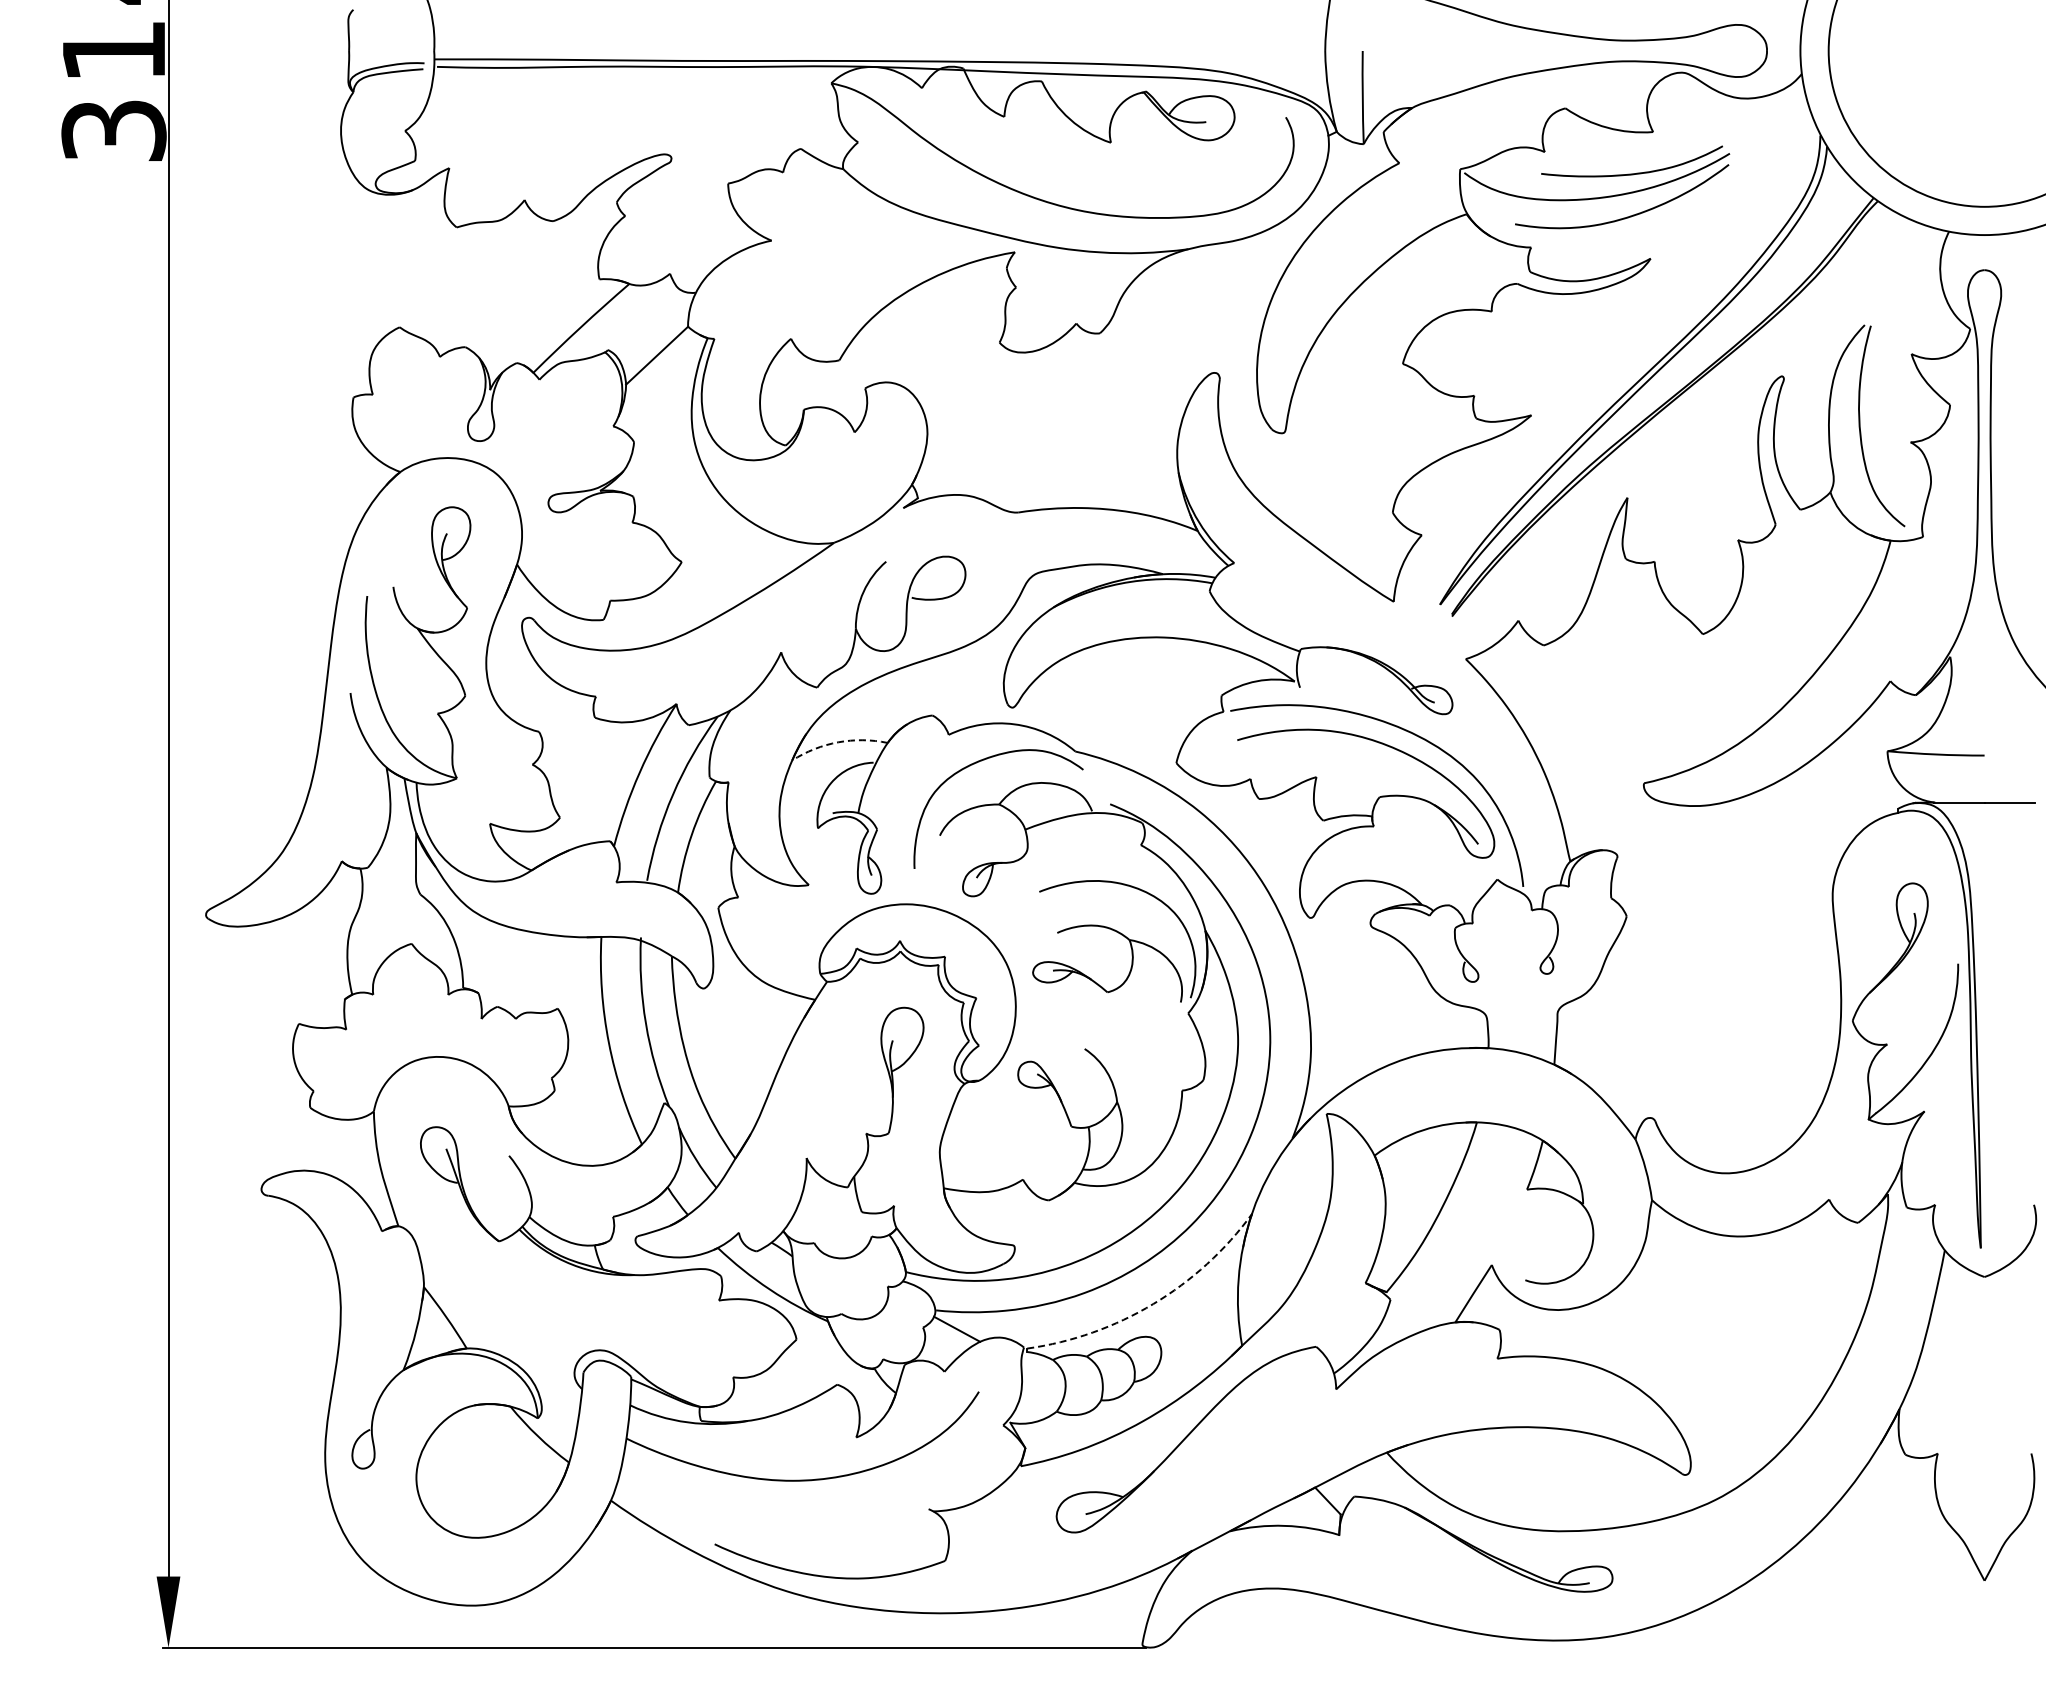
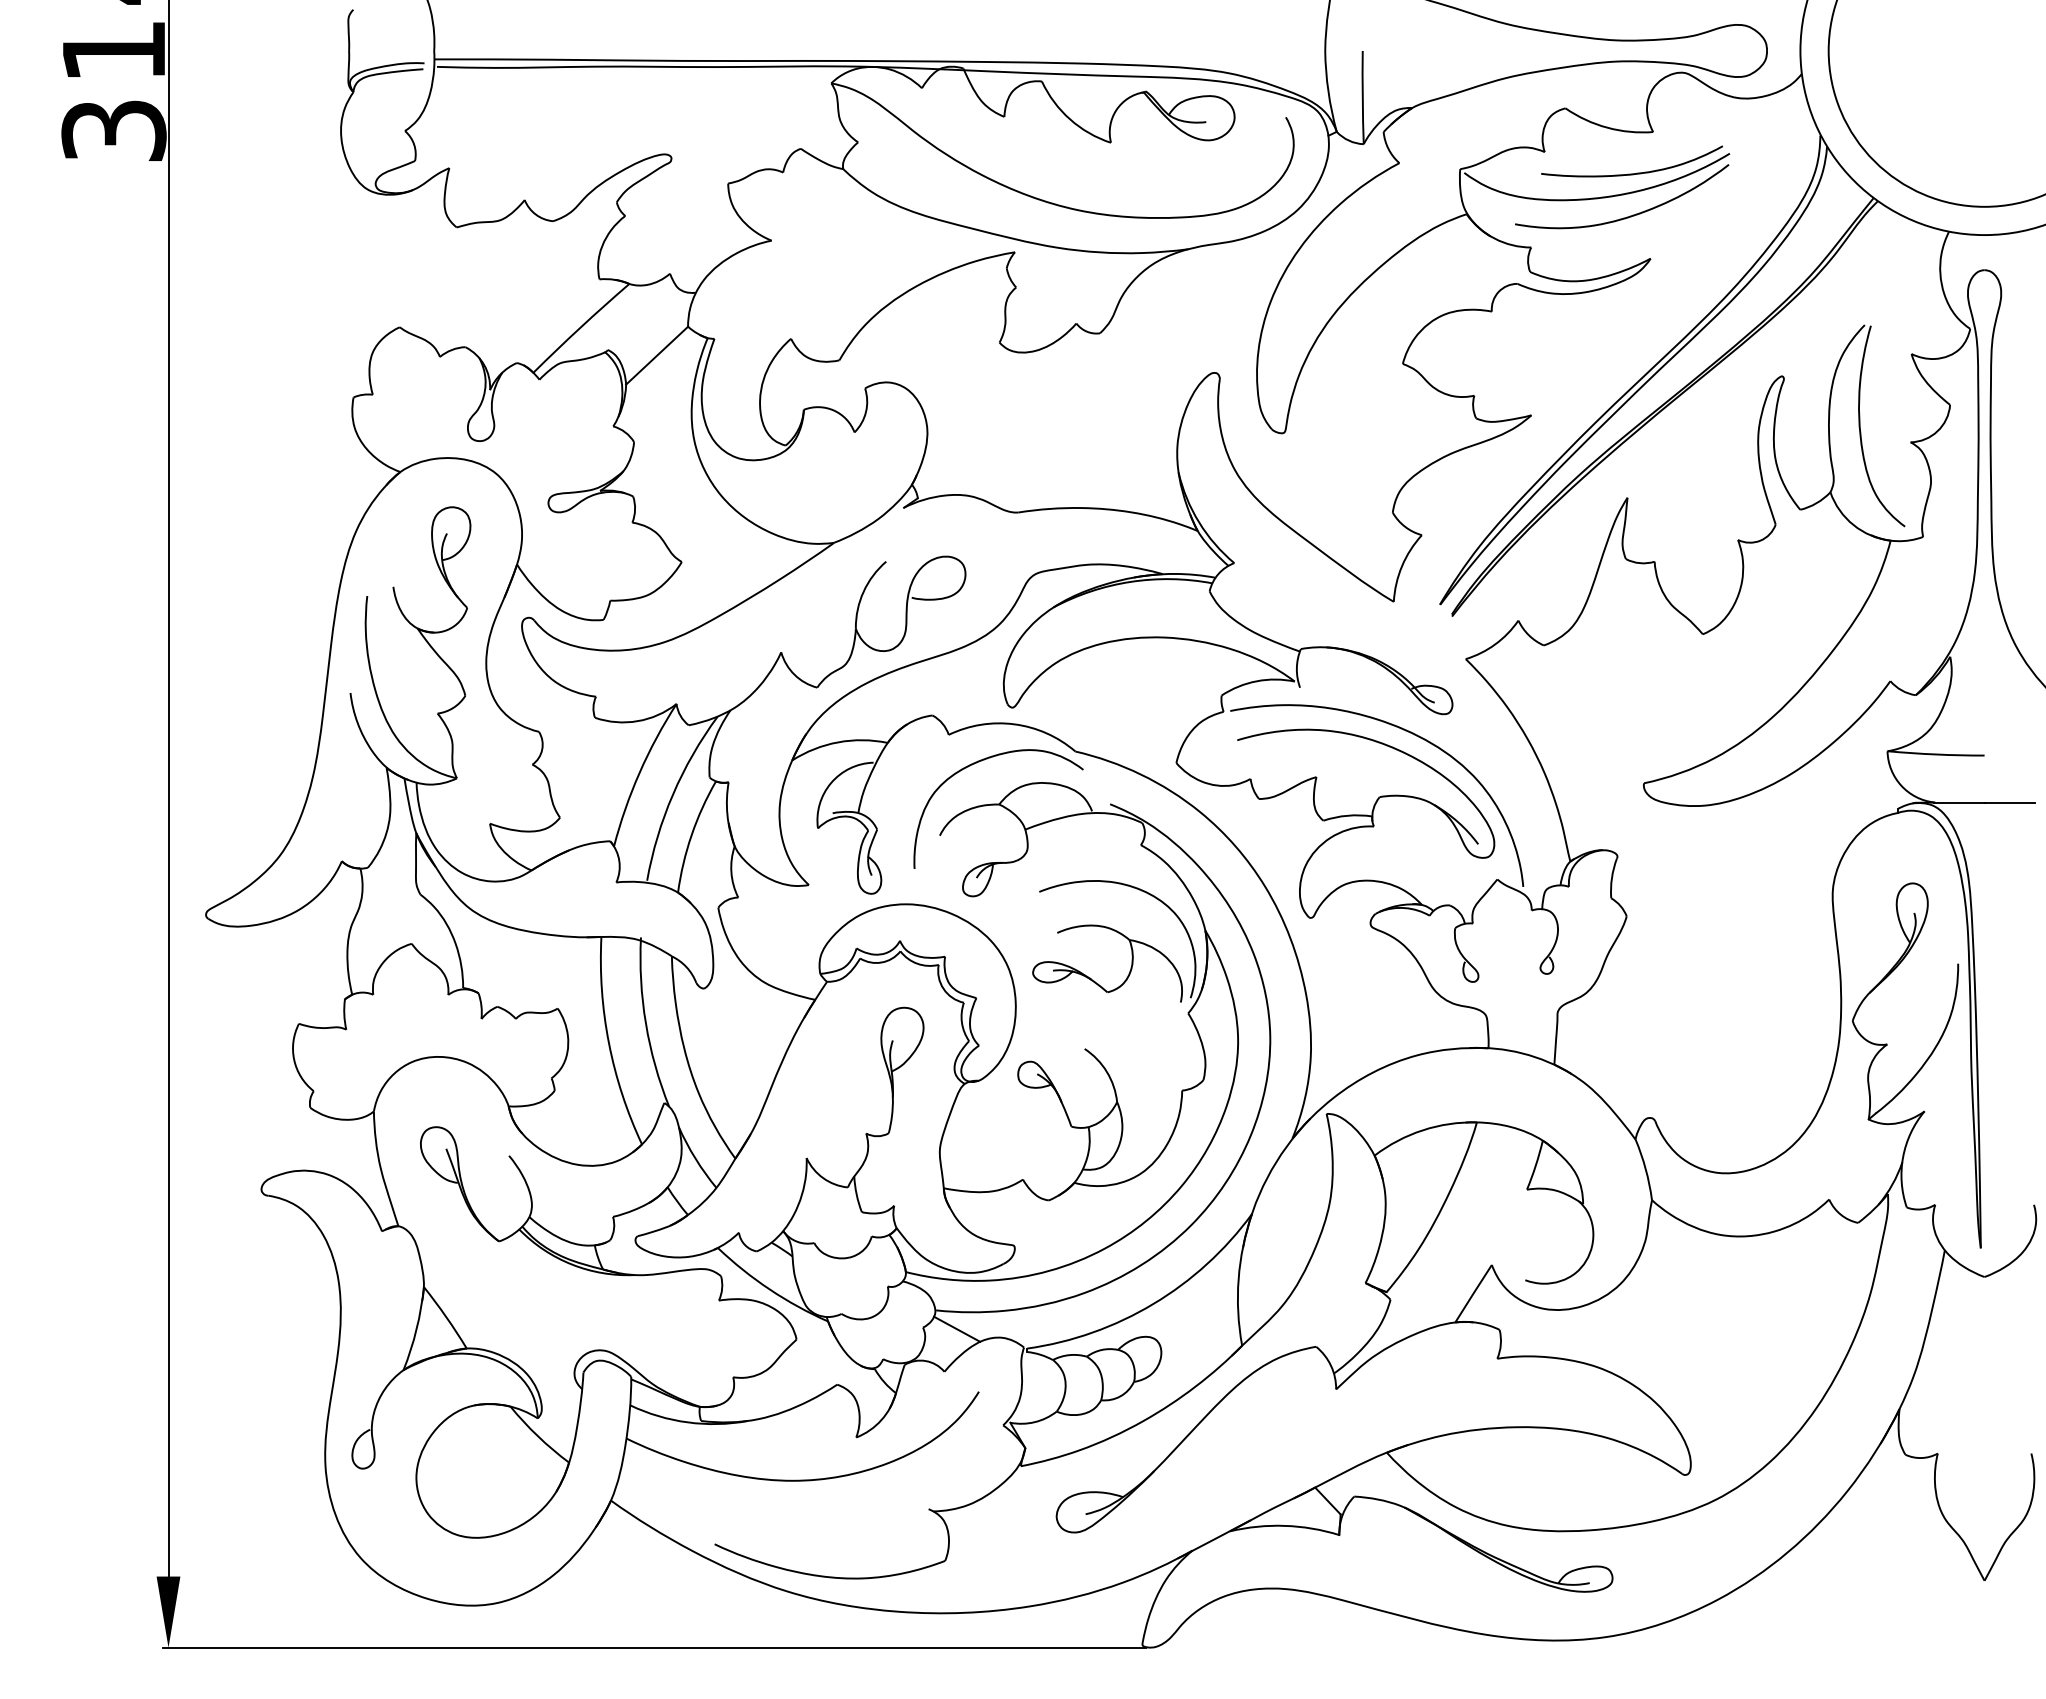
arc: dashed -> solid (838, 742)
arc: dashed -> solid (1153, 1304)
